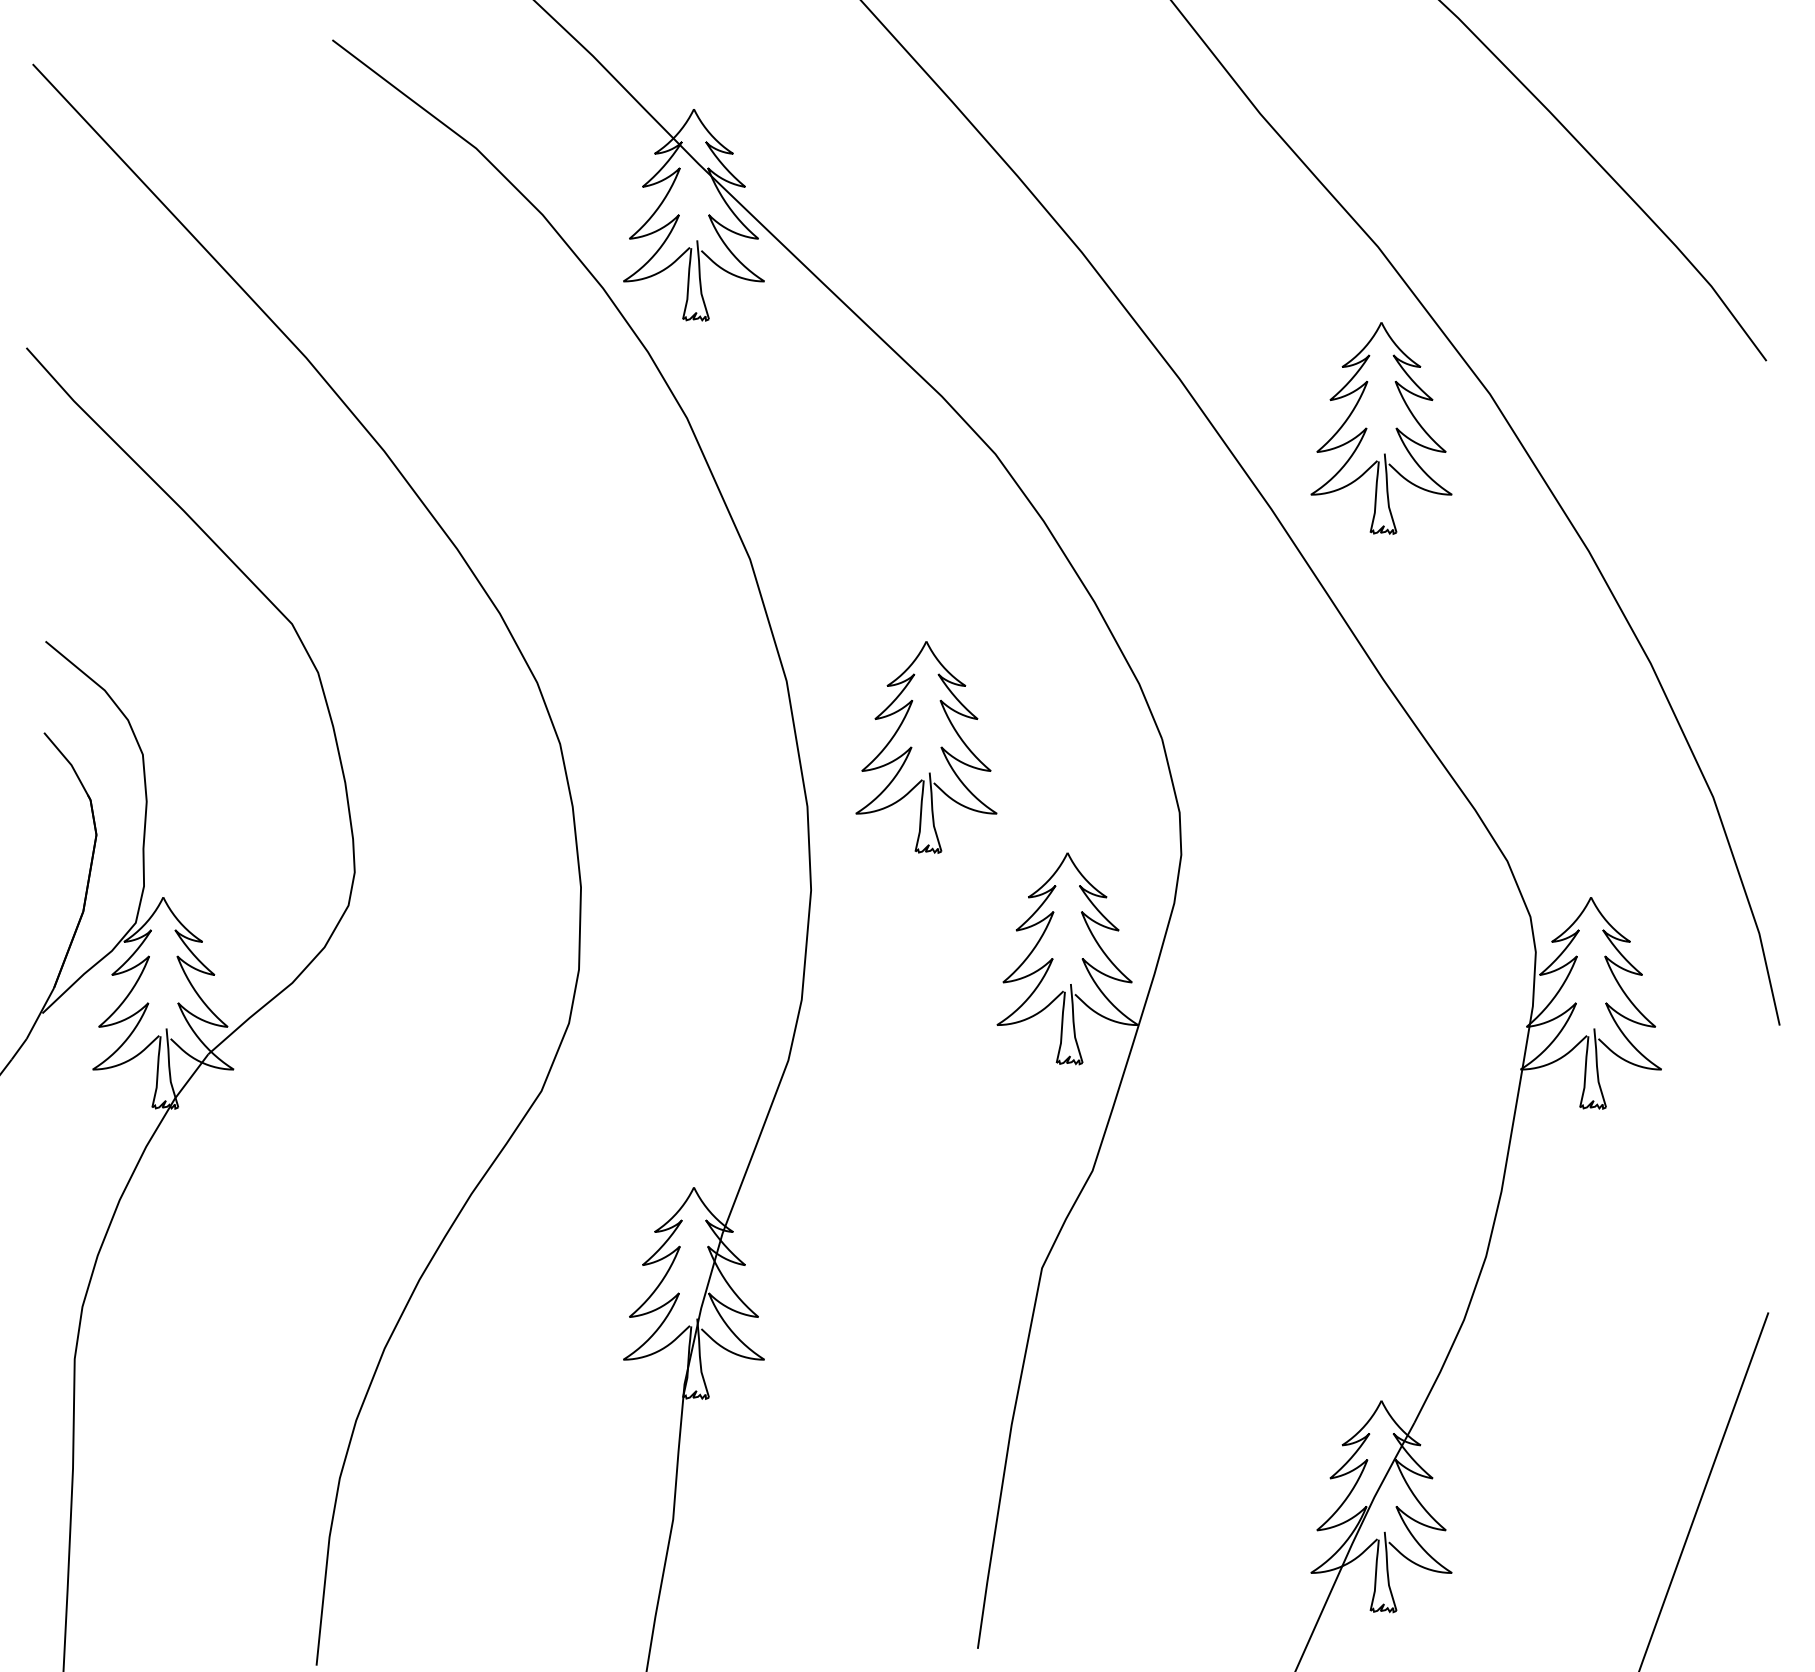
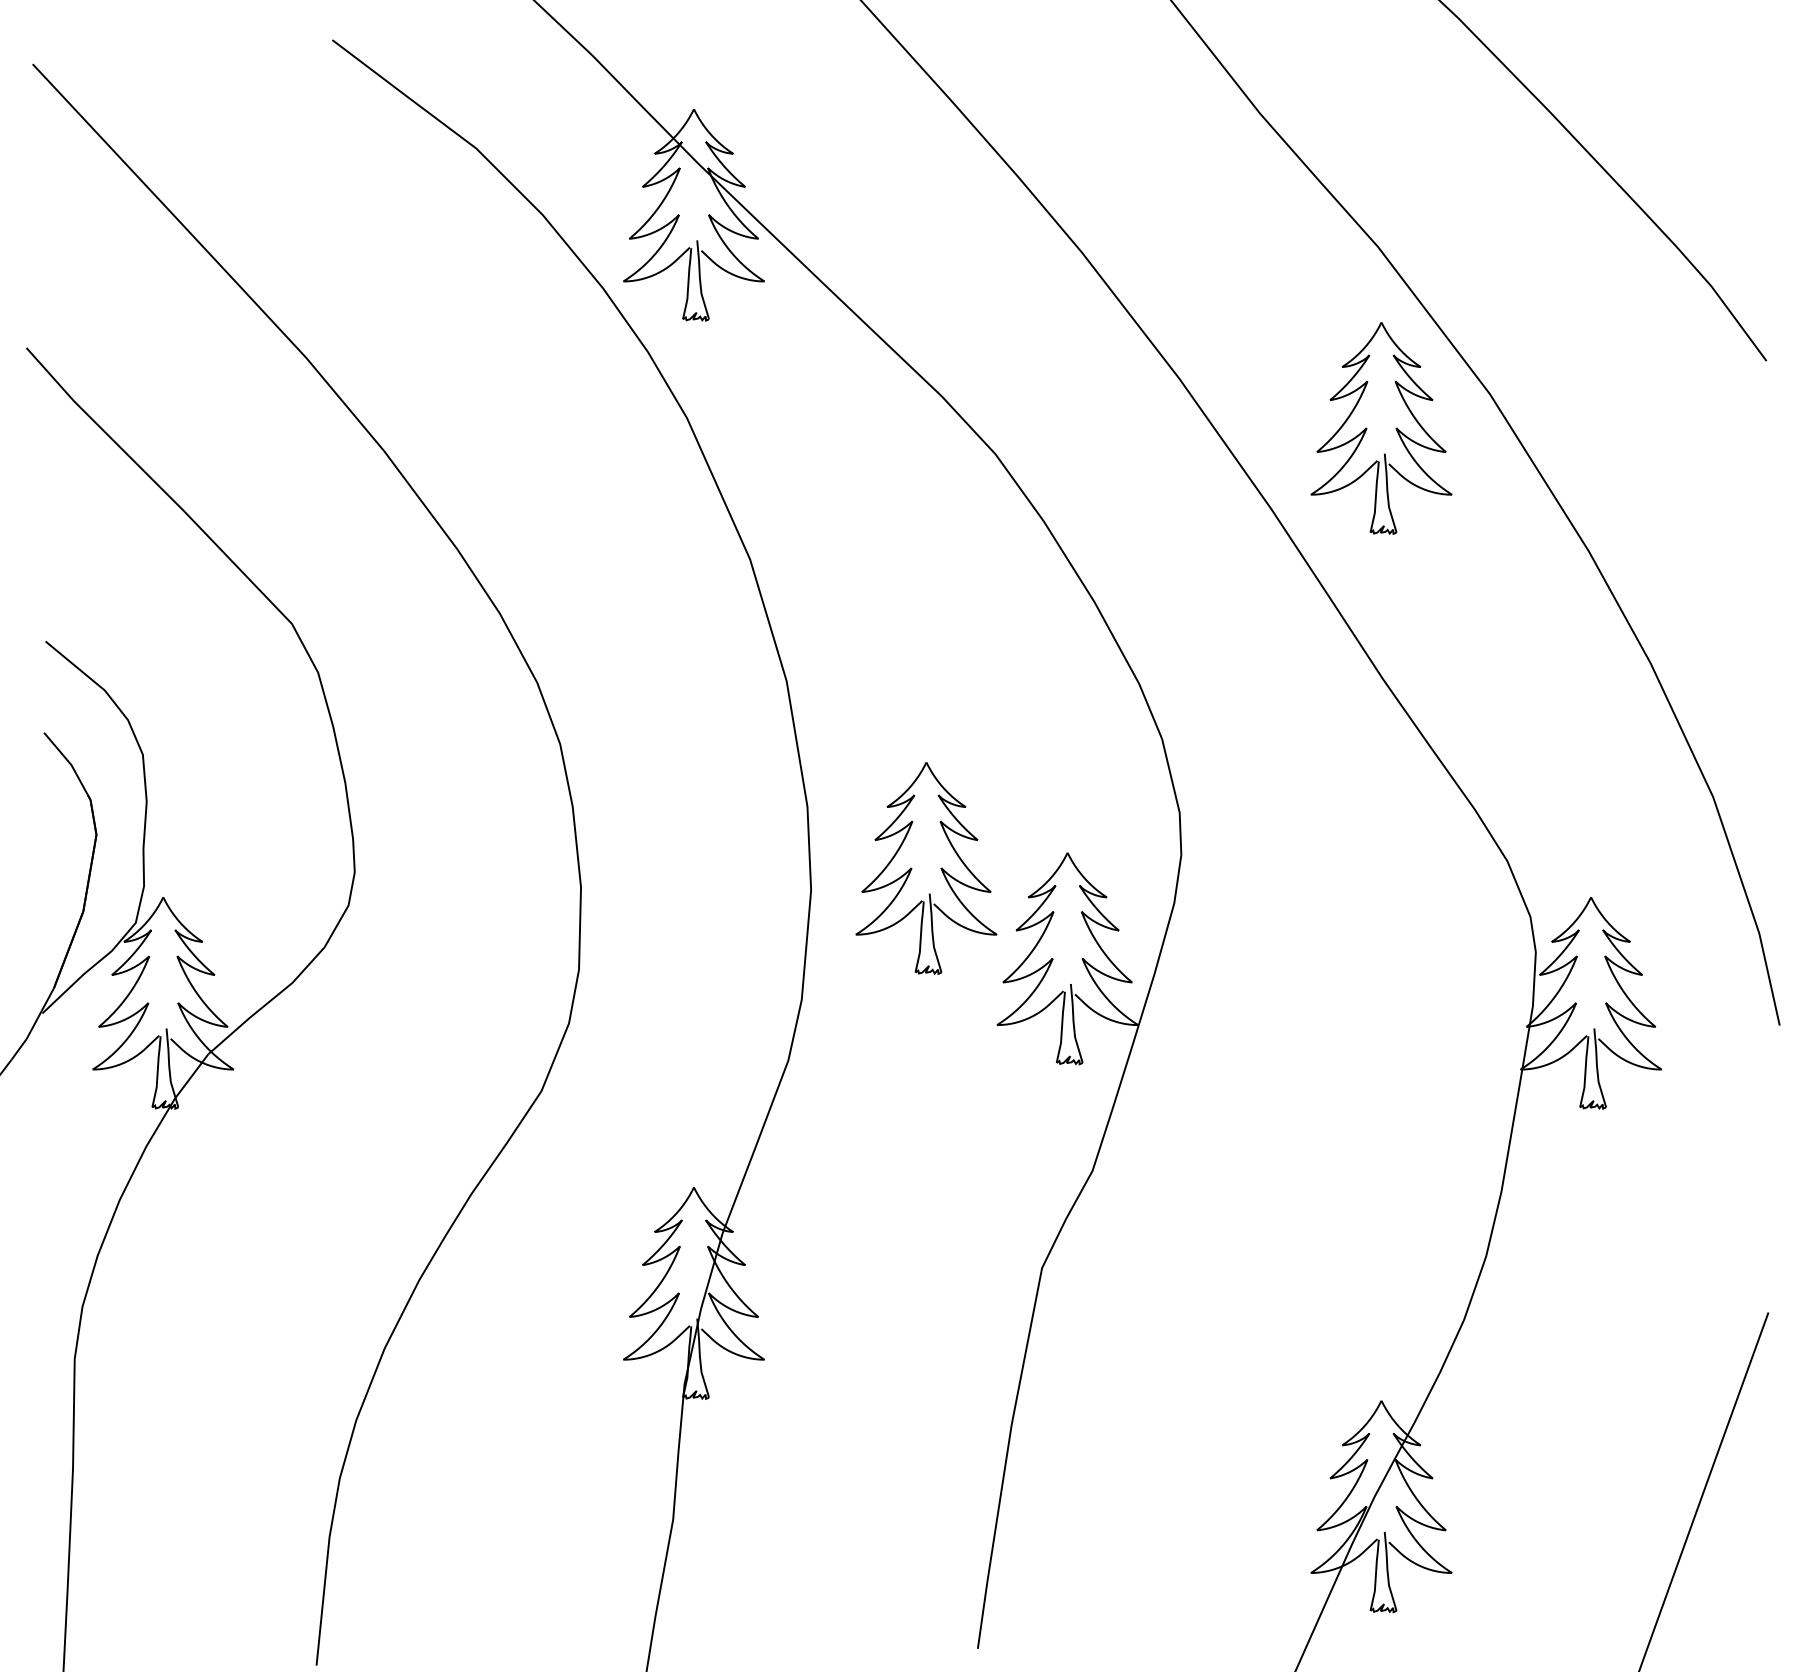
part position: (912, 747) -> (912, 868) (912, 868)
